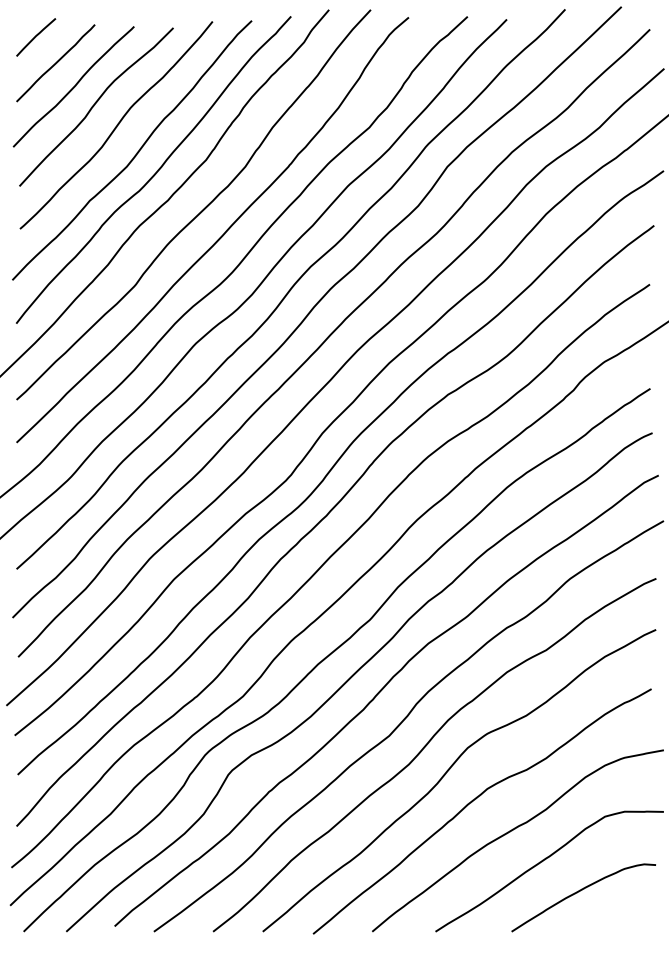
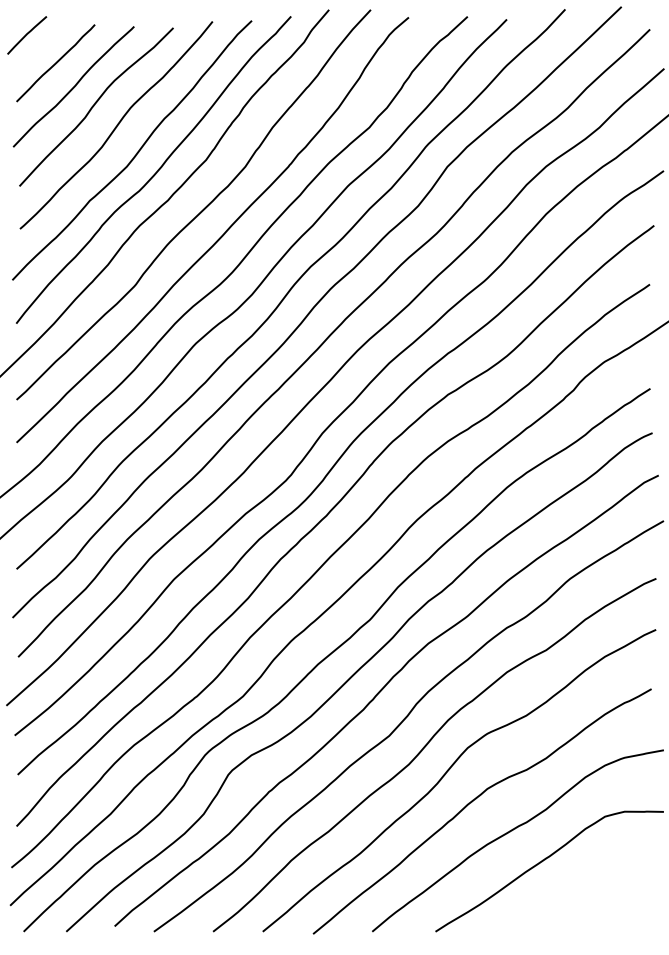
line position: (36, 37) -> (27, 35) (27, 35)
curve: present -> none (579, 892)
